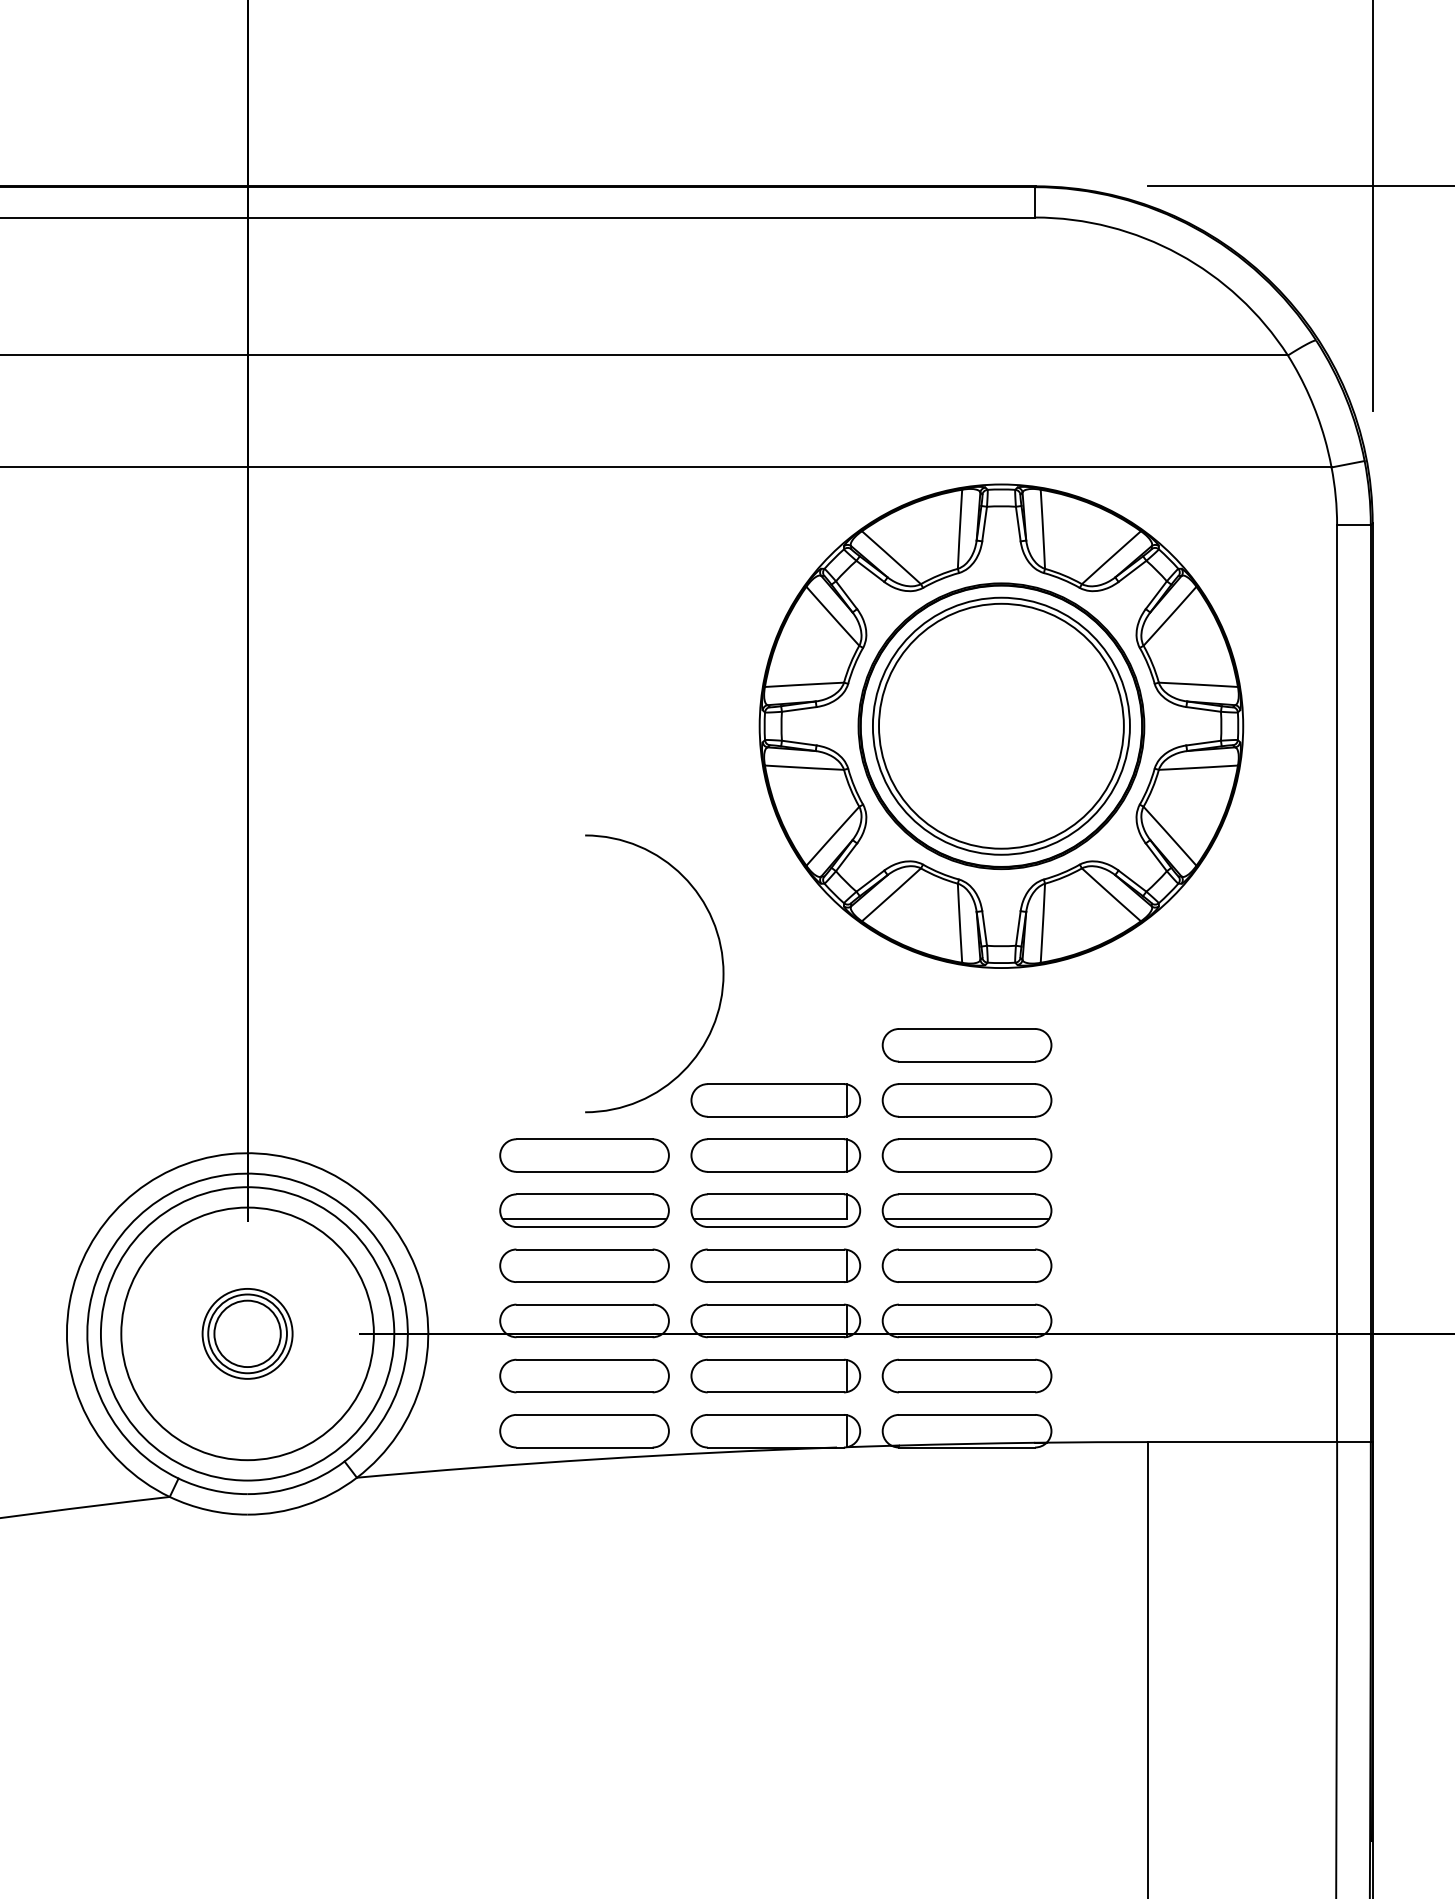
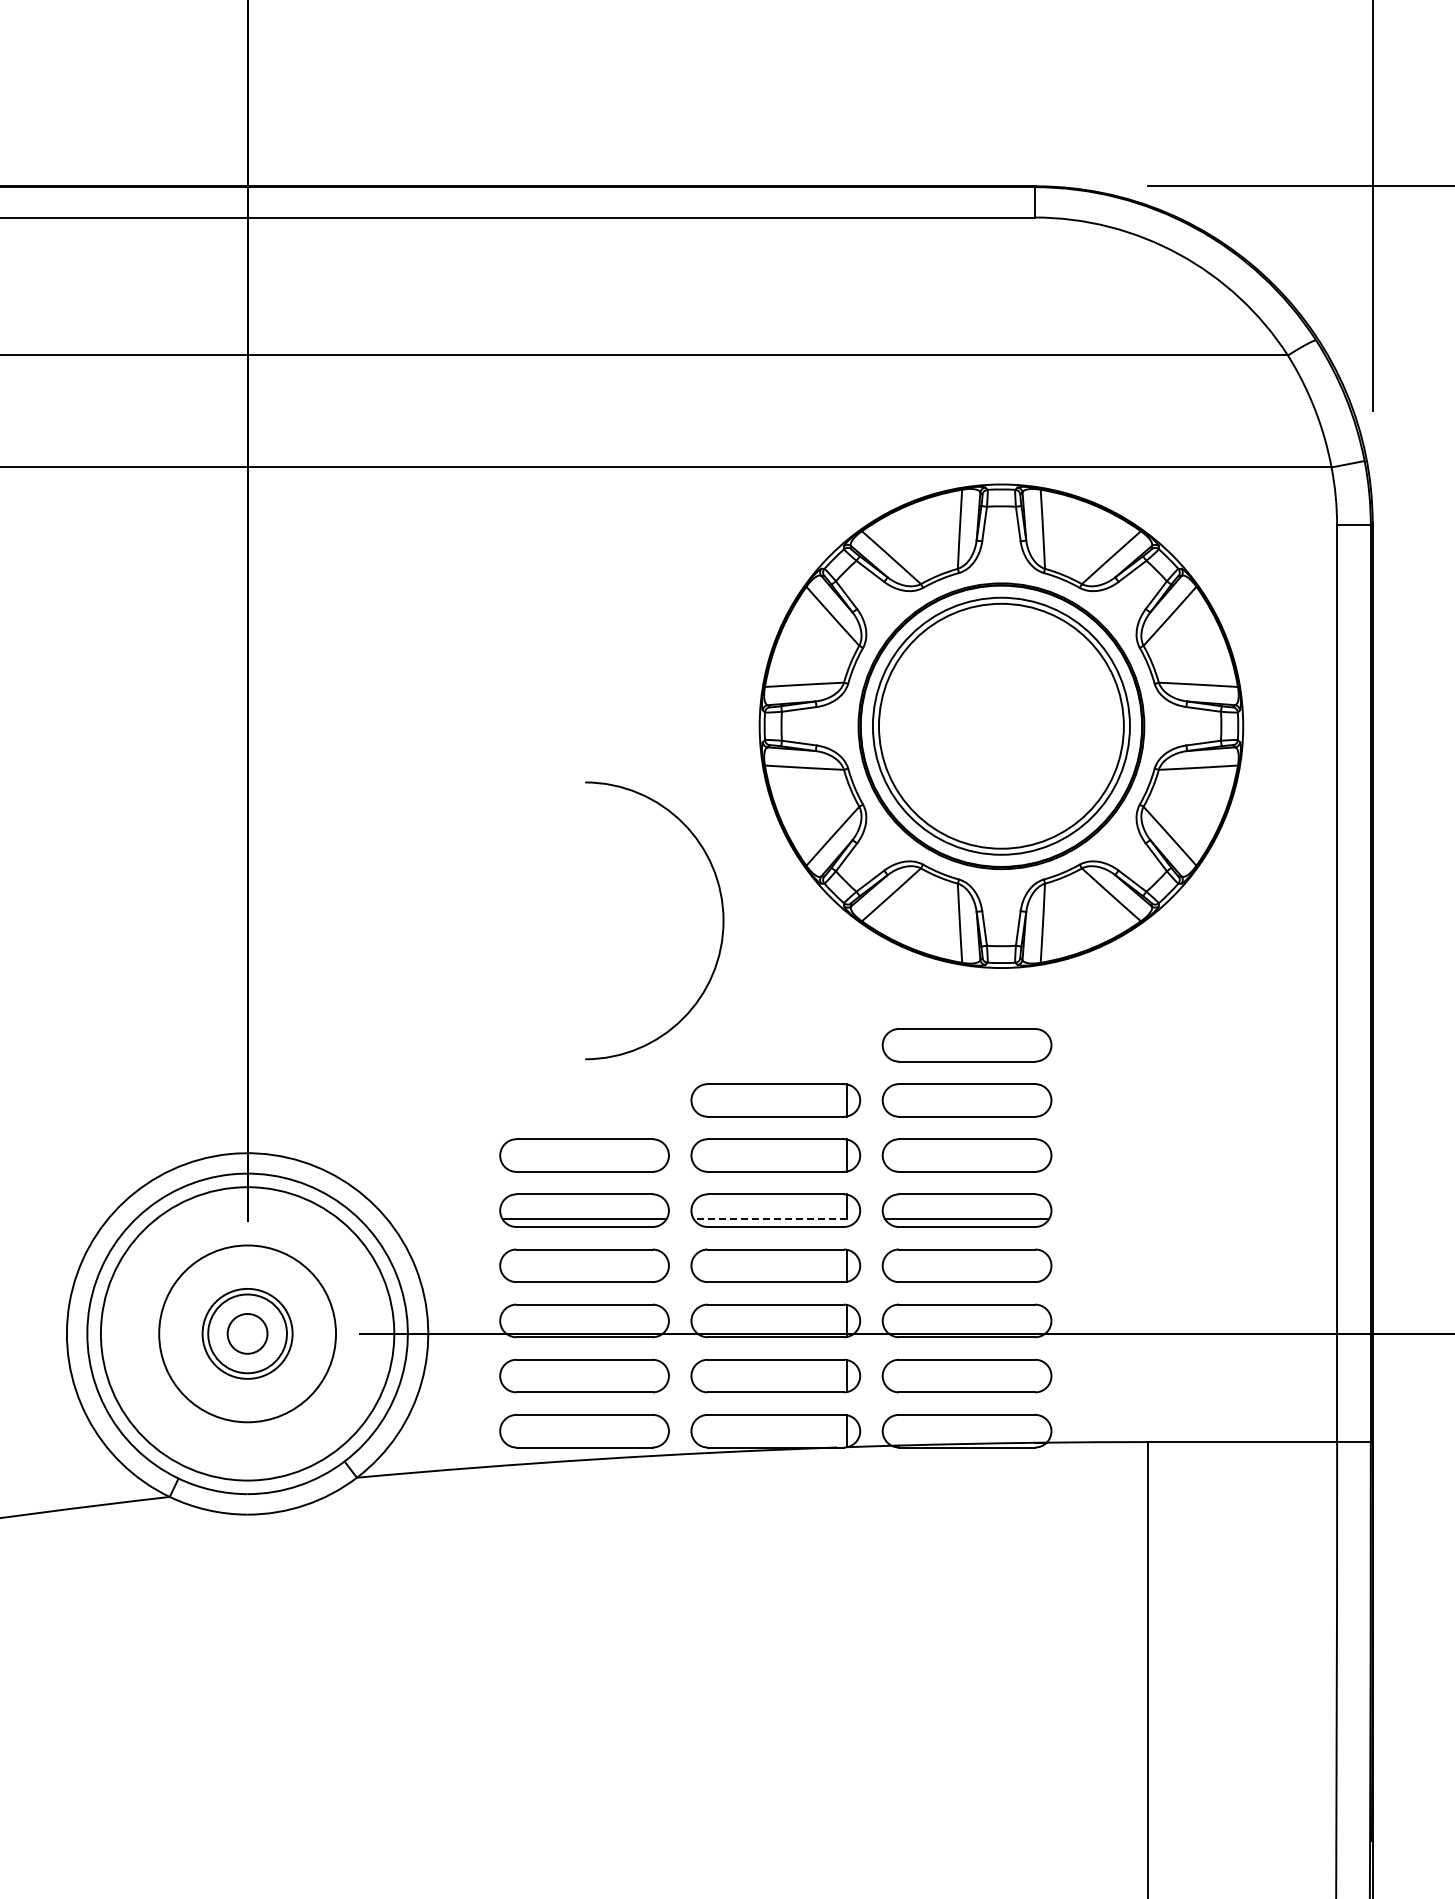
arc position: (722, 973) -> (722, 920) (722, 920)
line: solid -> dashed (770, 1219)
circle diameter: 253 px -> 177 px (247, 1333)
circle diameter: 66 px -> 40 px (247, 1333)
